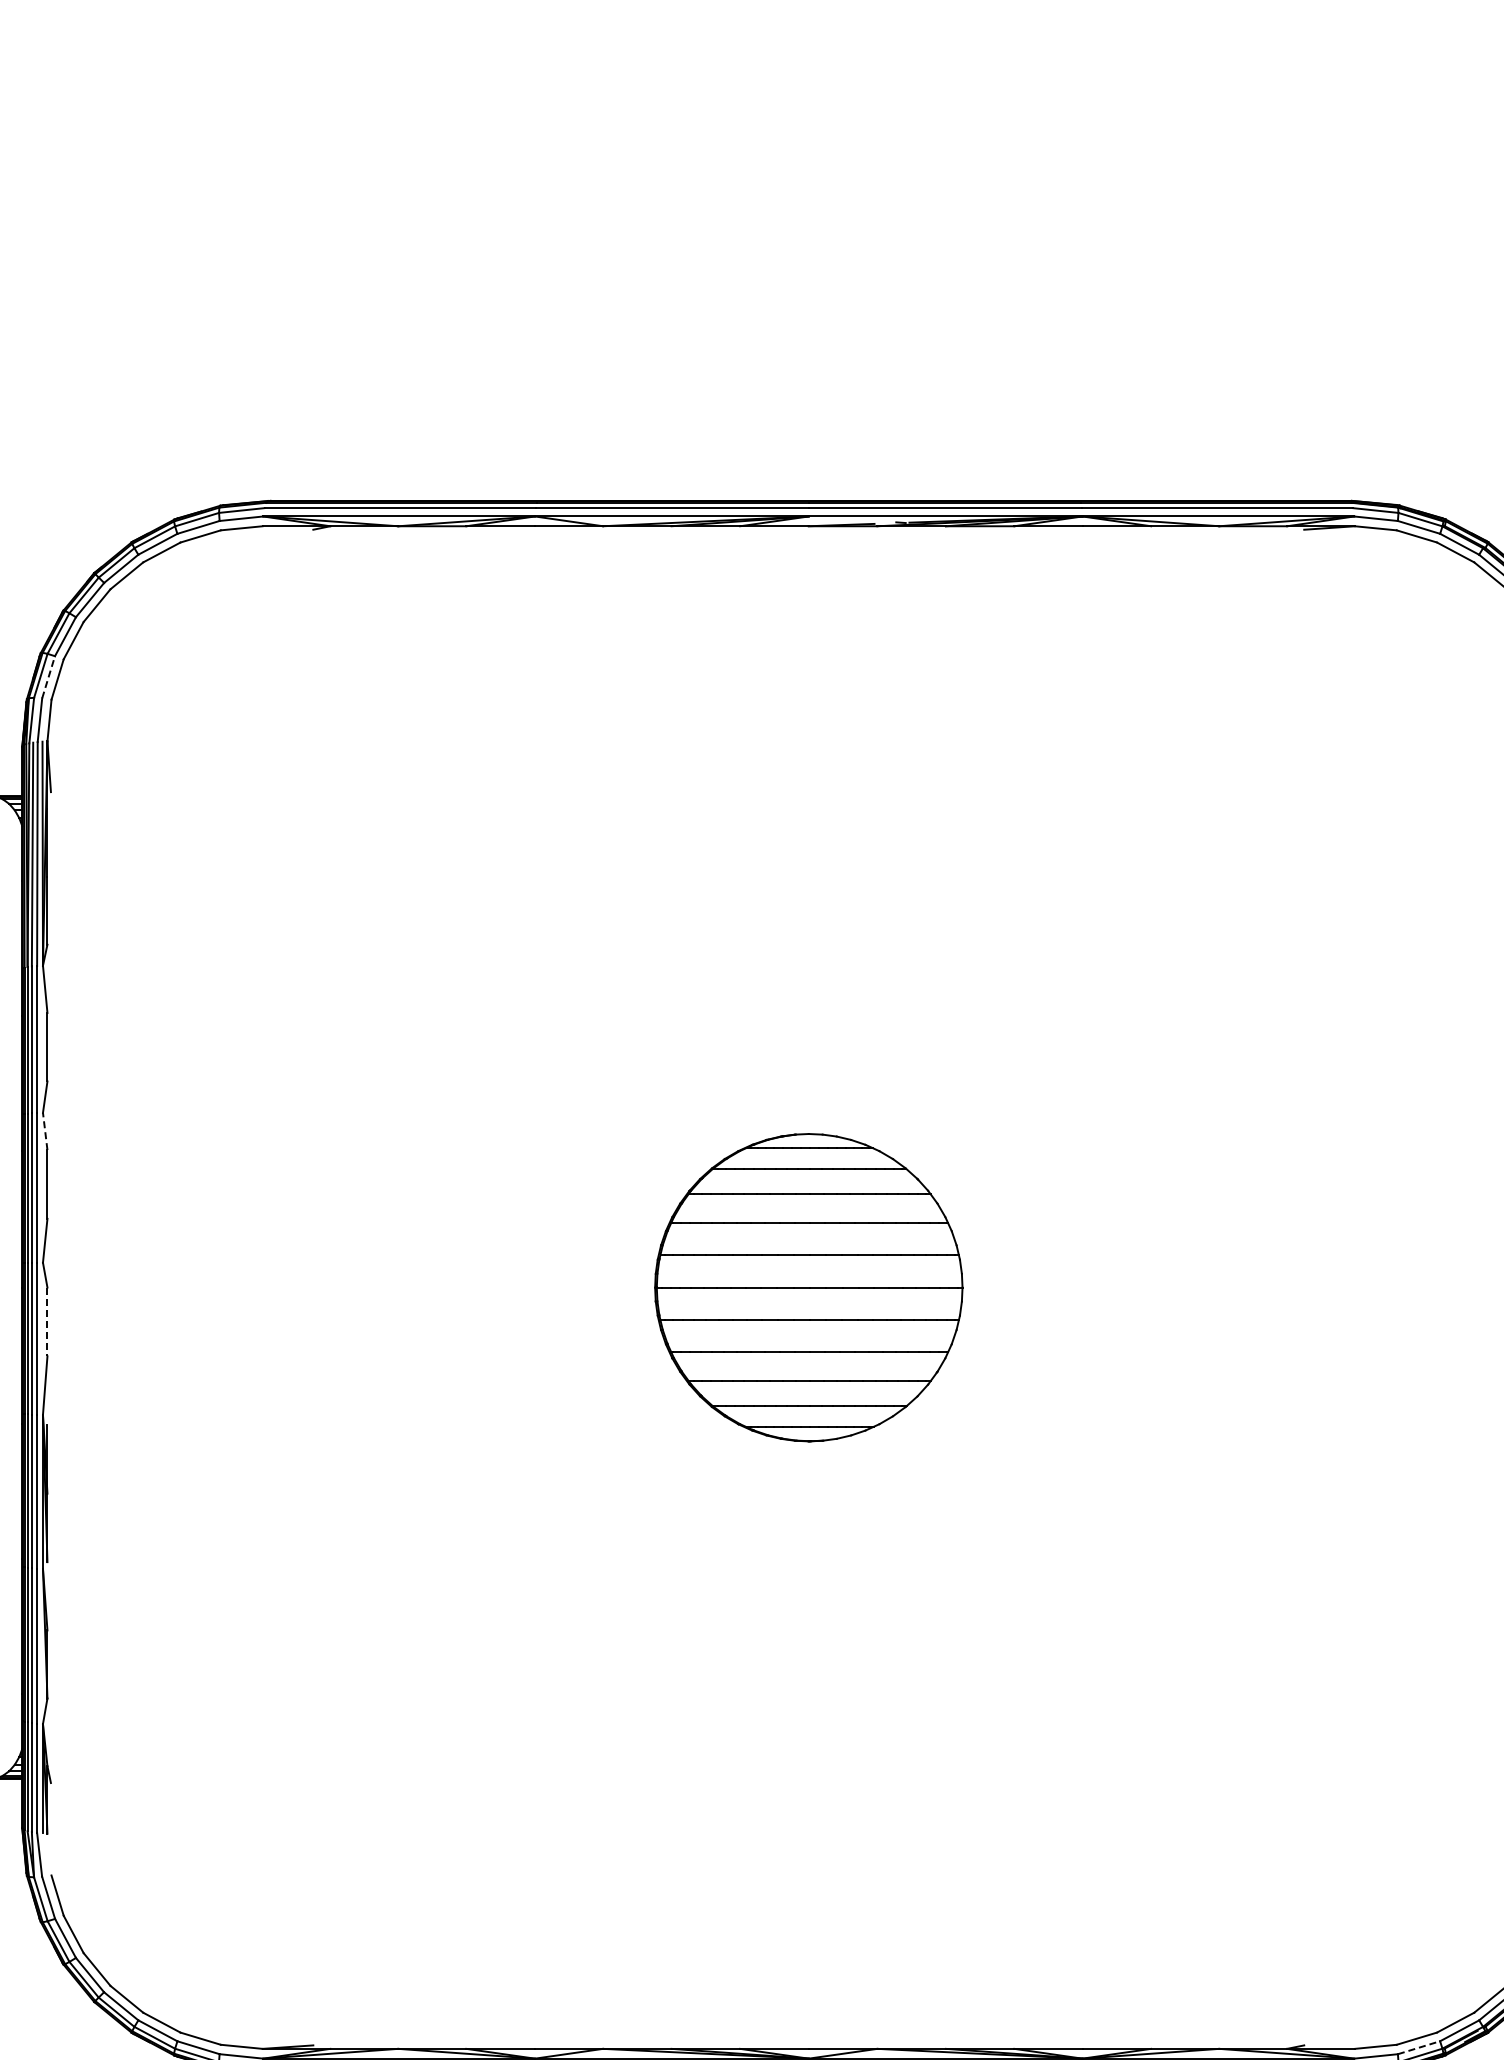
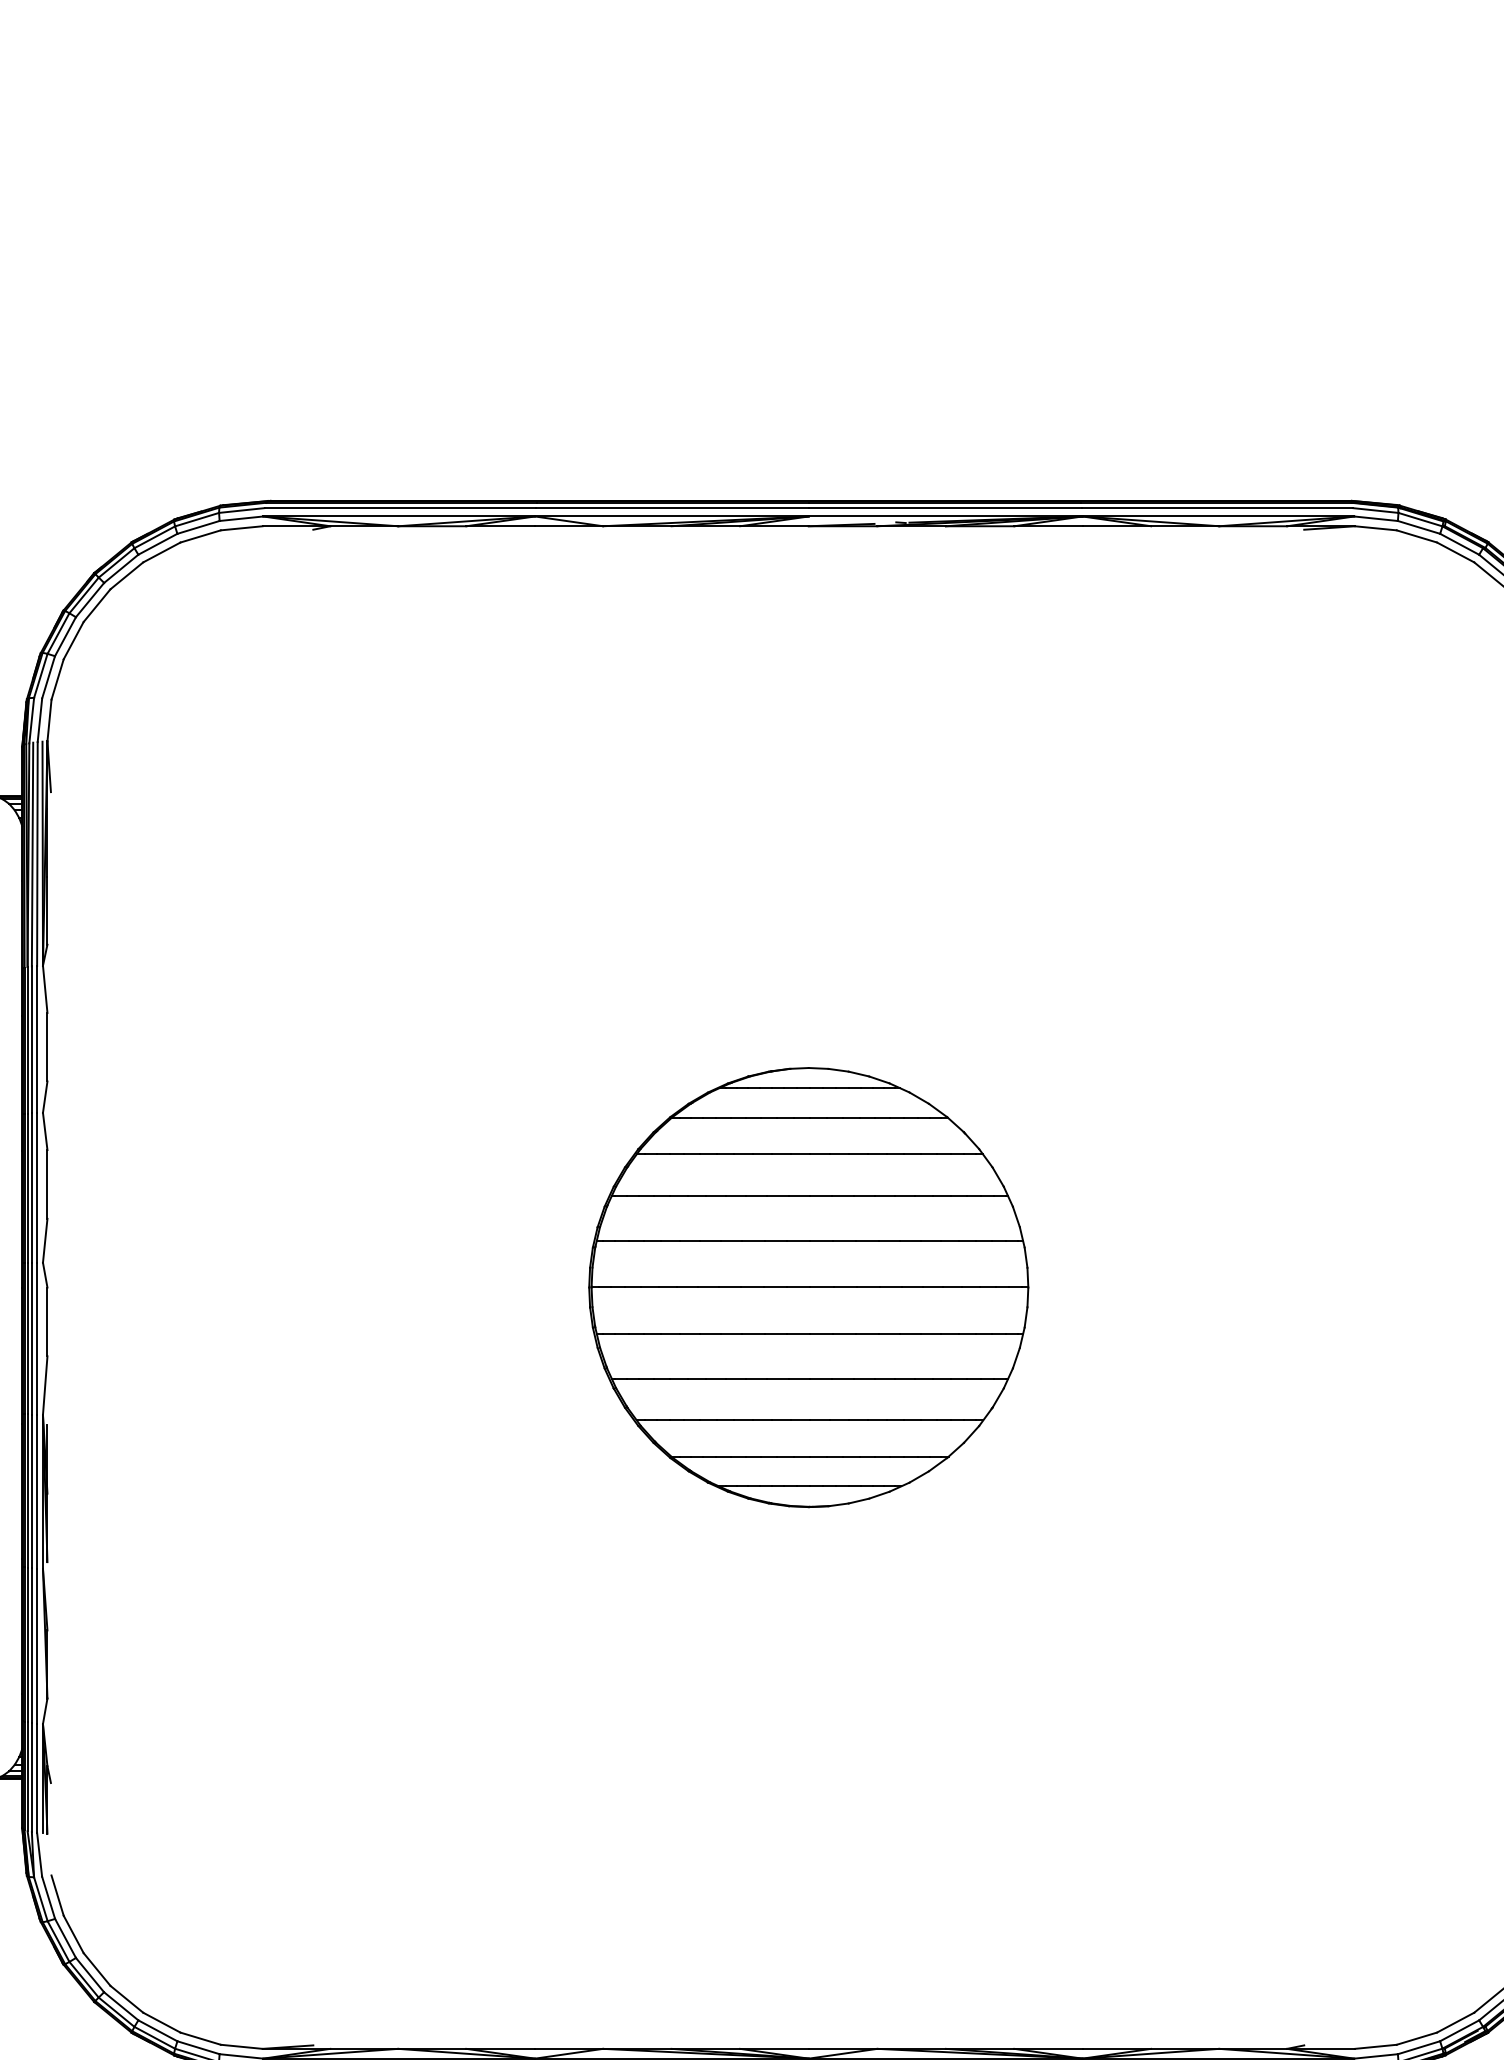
line: dashed -> solid (48, 676)
line: dashed -> solid (45, 1131)
part size: 310x310 px -> 442x442 px (808, 1287)
line: dashed -> solid (47, 1322)
line: dashed -> solid (1419, 2047)
